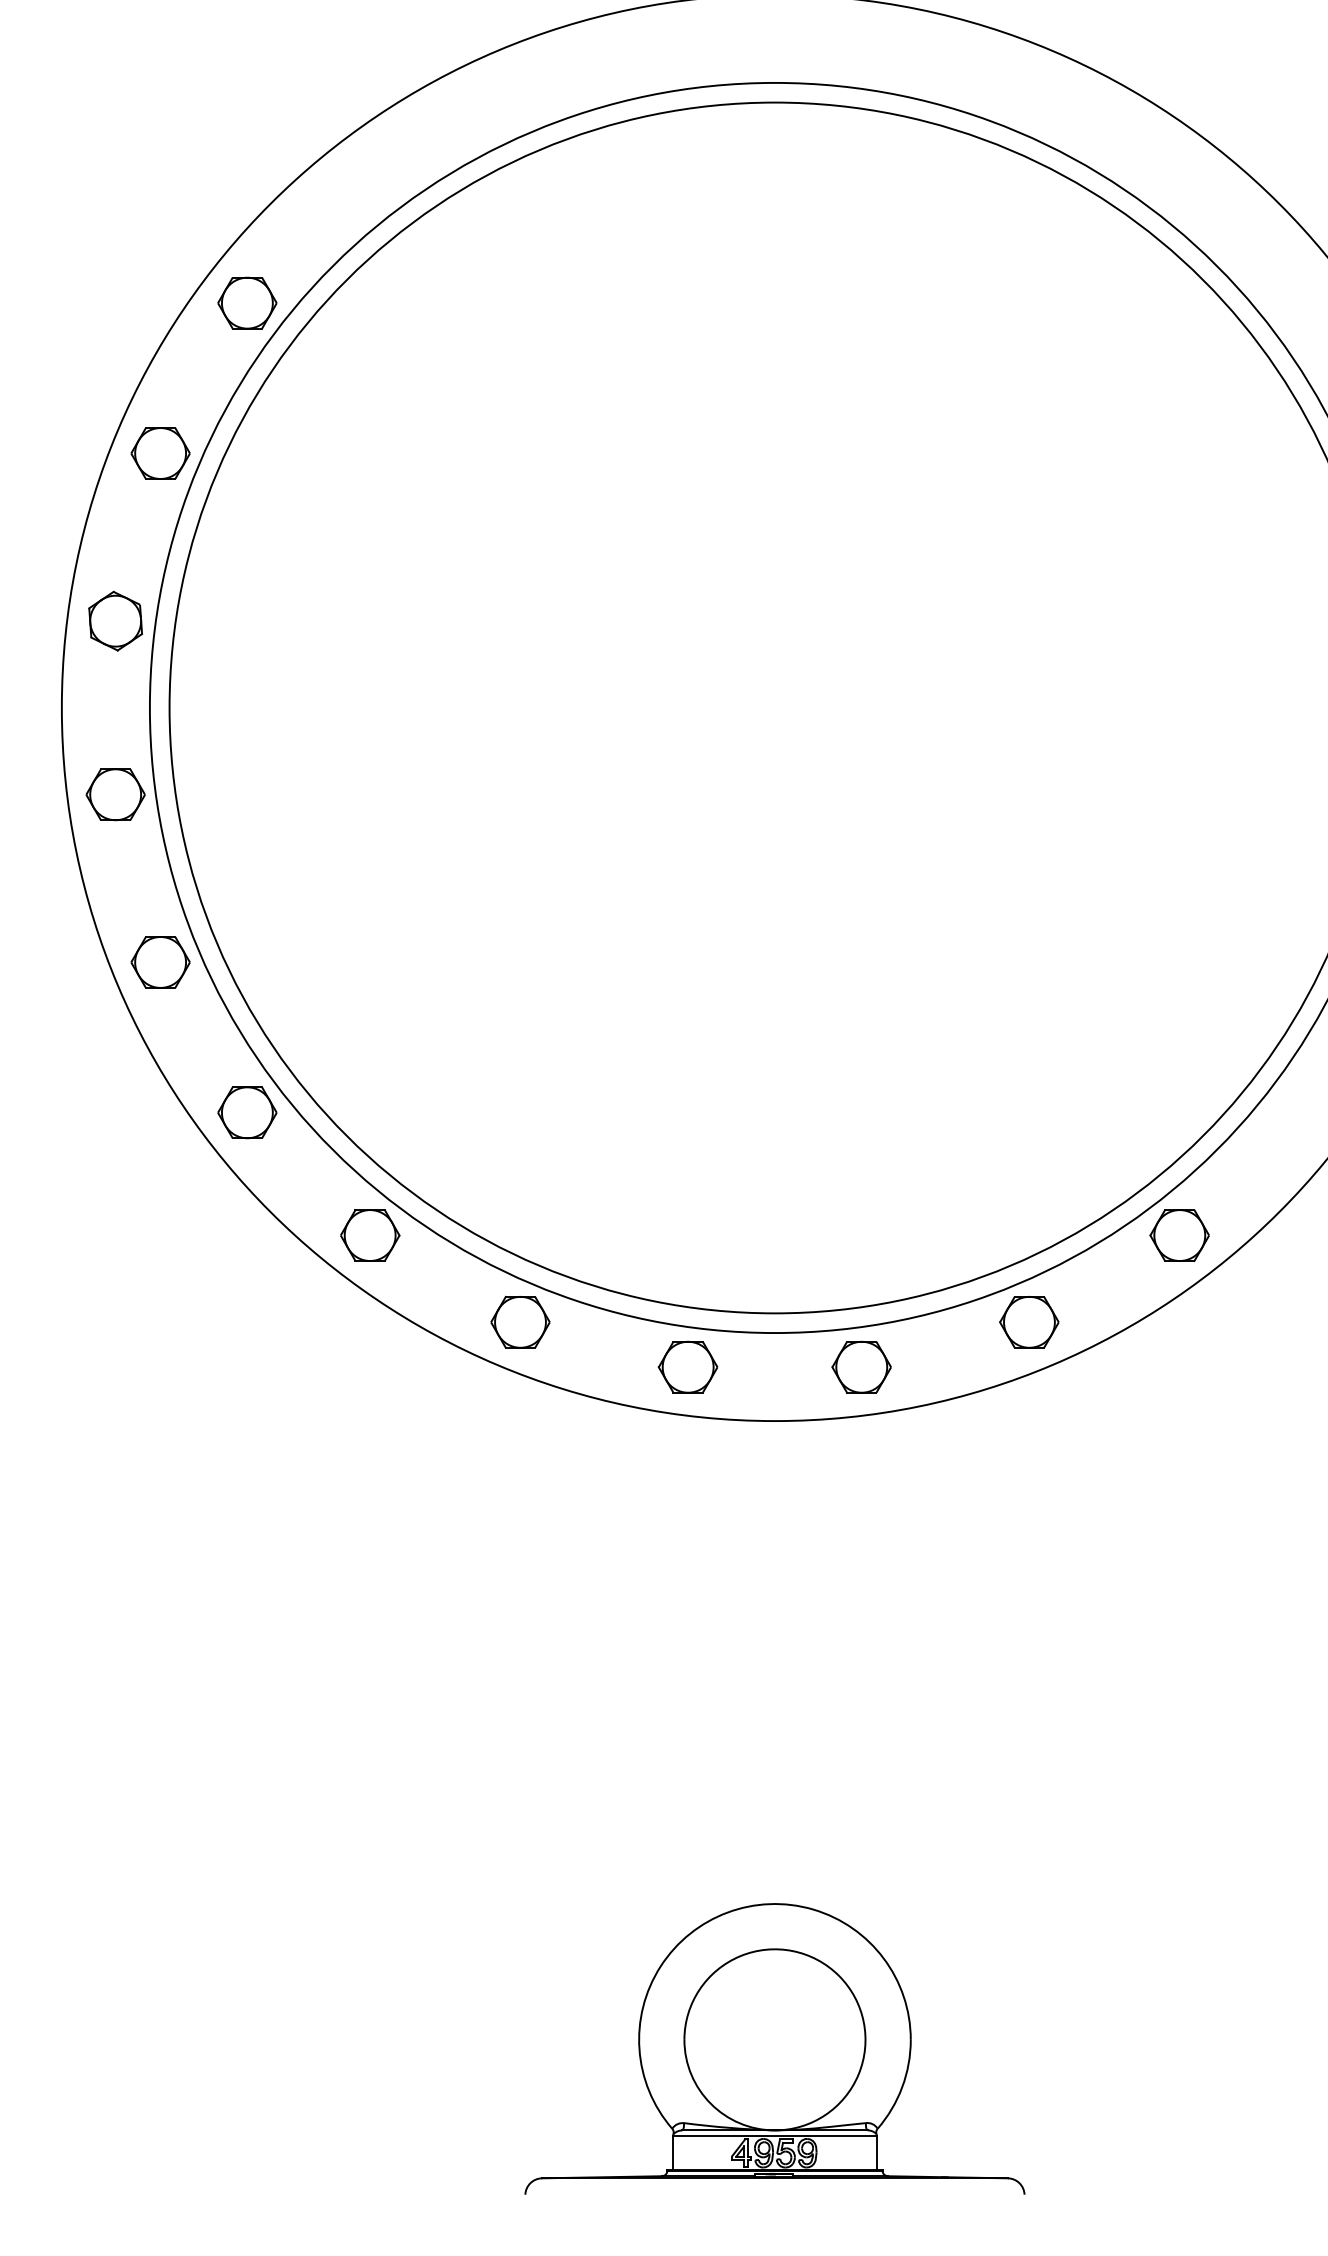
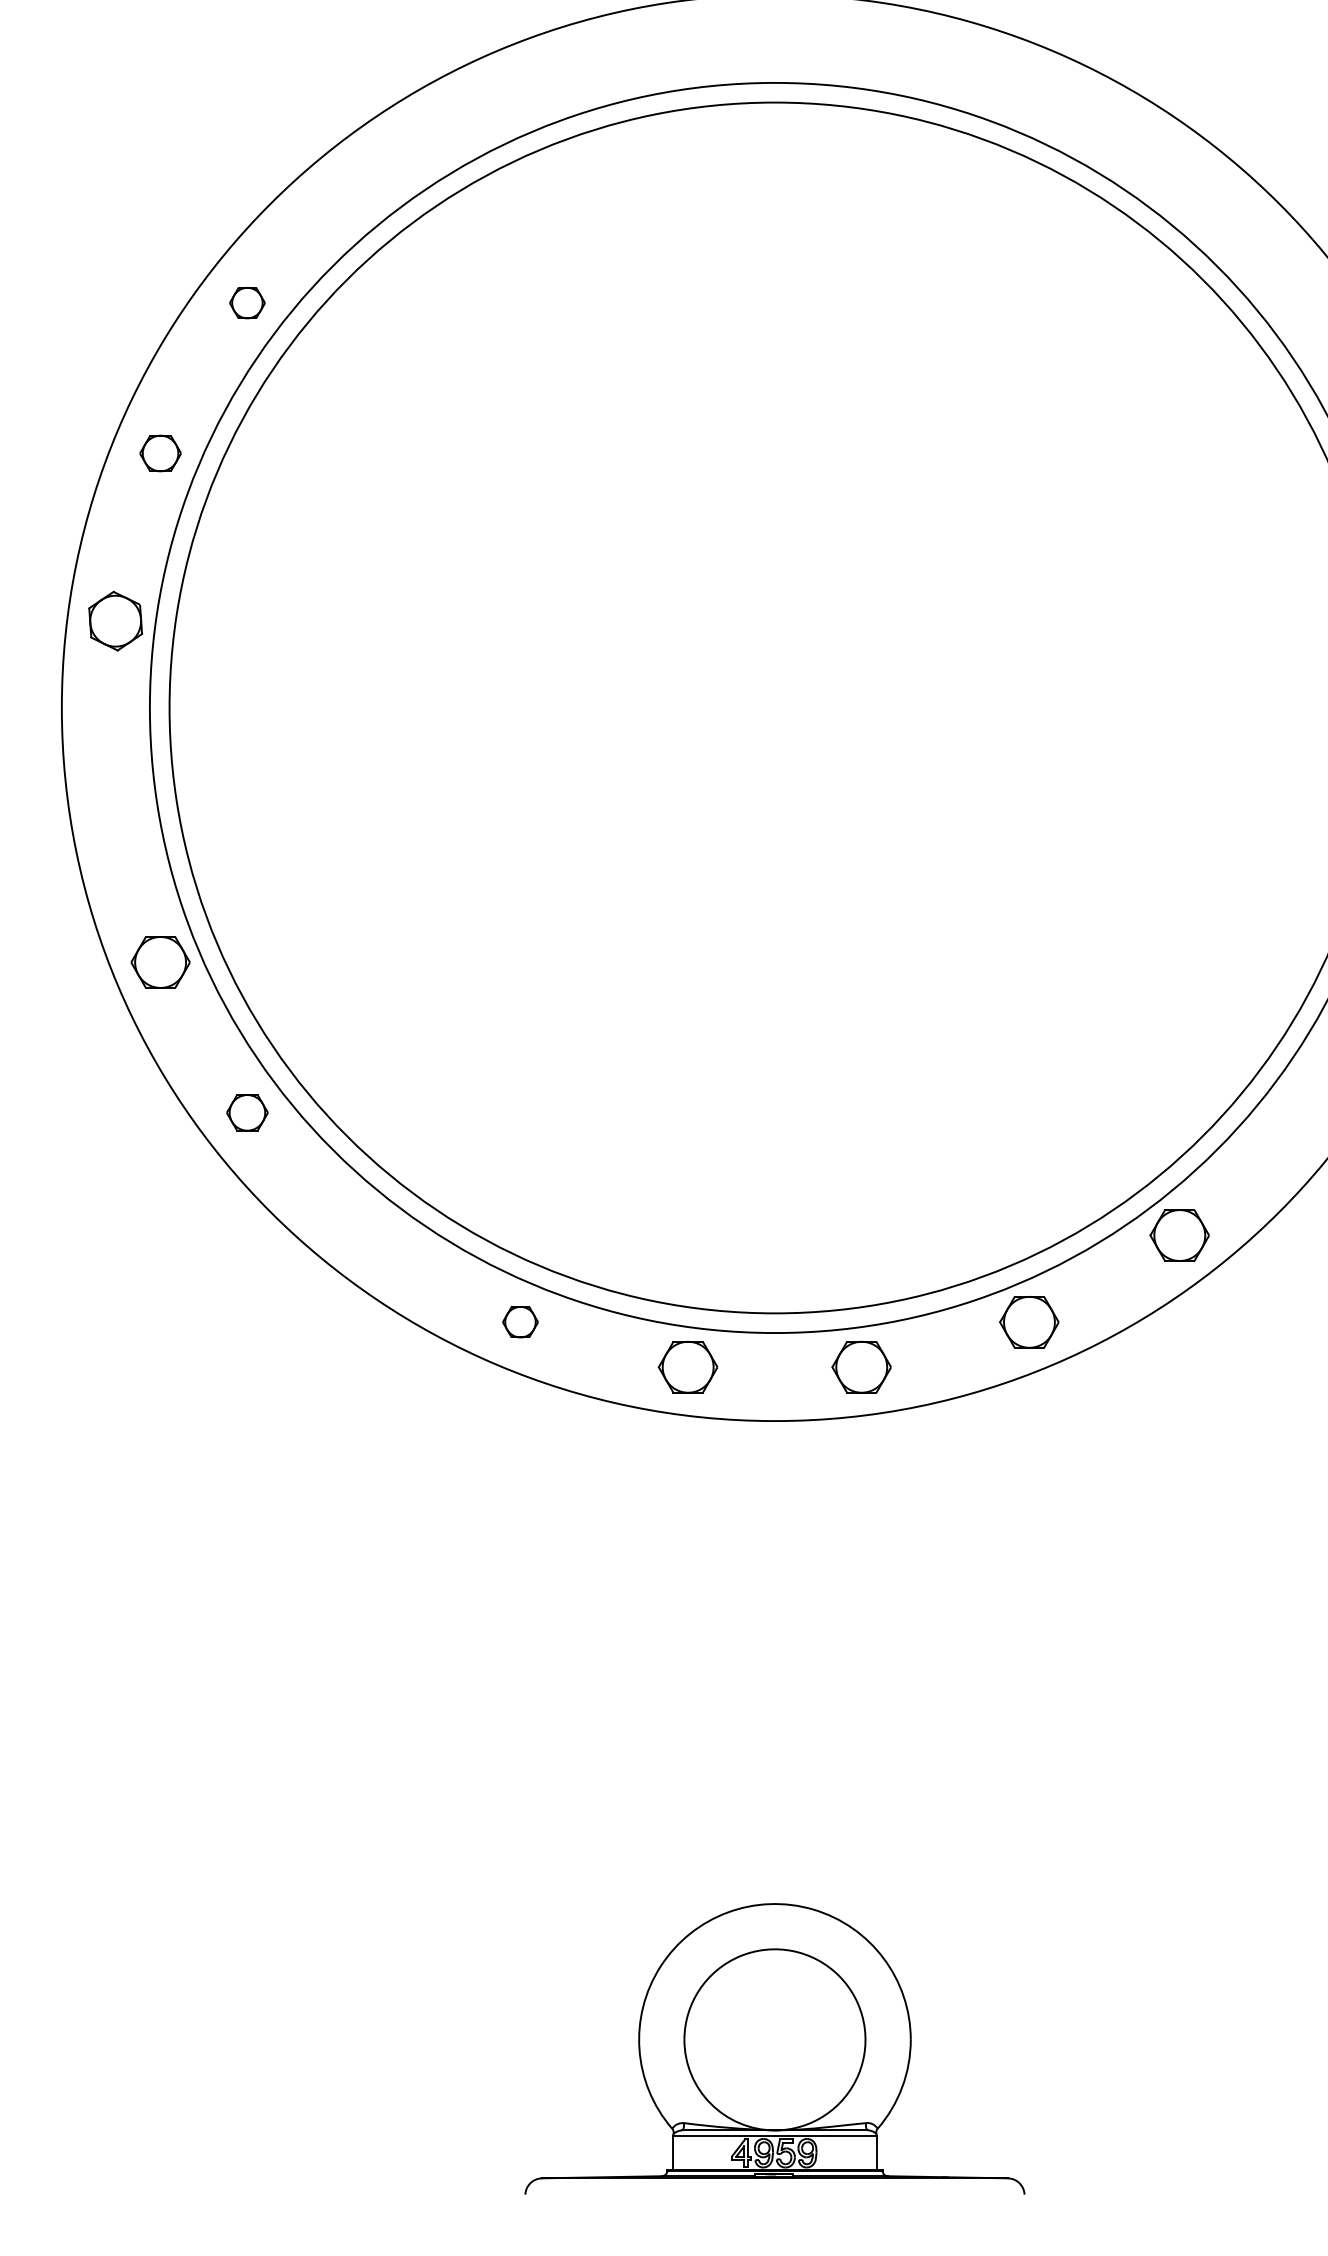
part size: 61x54 px -> 37x33 px (247, 303)
part size: 61x53 px -> 43x39 px (160, 453)
part: present -> none (115, 794)
part size: 61x54 px -> 43x38 px (247, 1112)
part: present -> none (370, 1235)
part size: 61x54 px -> 37x34 px (520, 1321)
